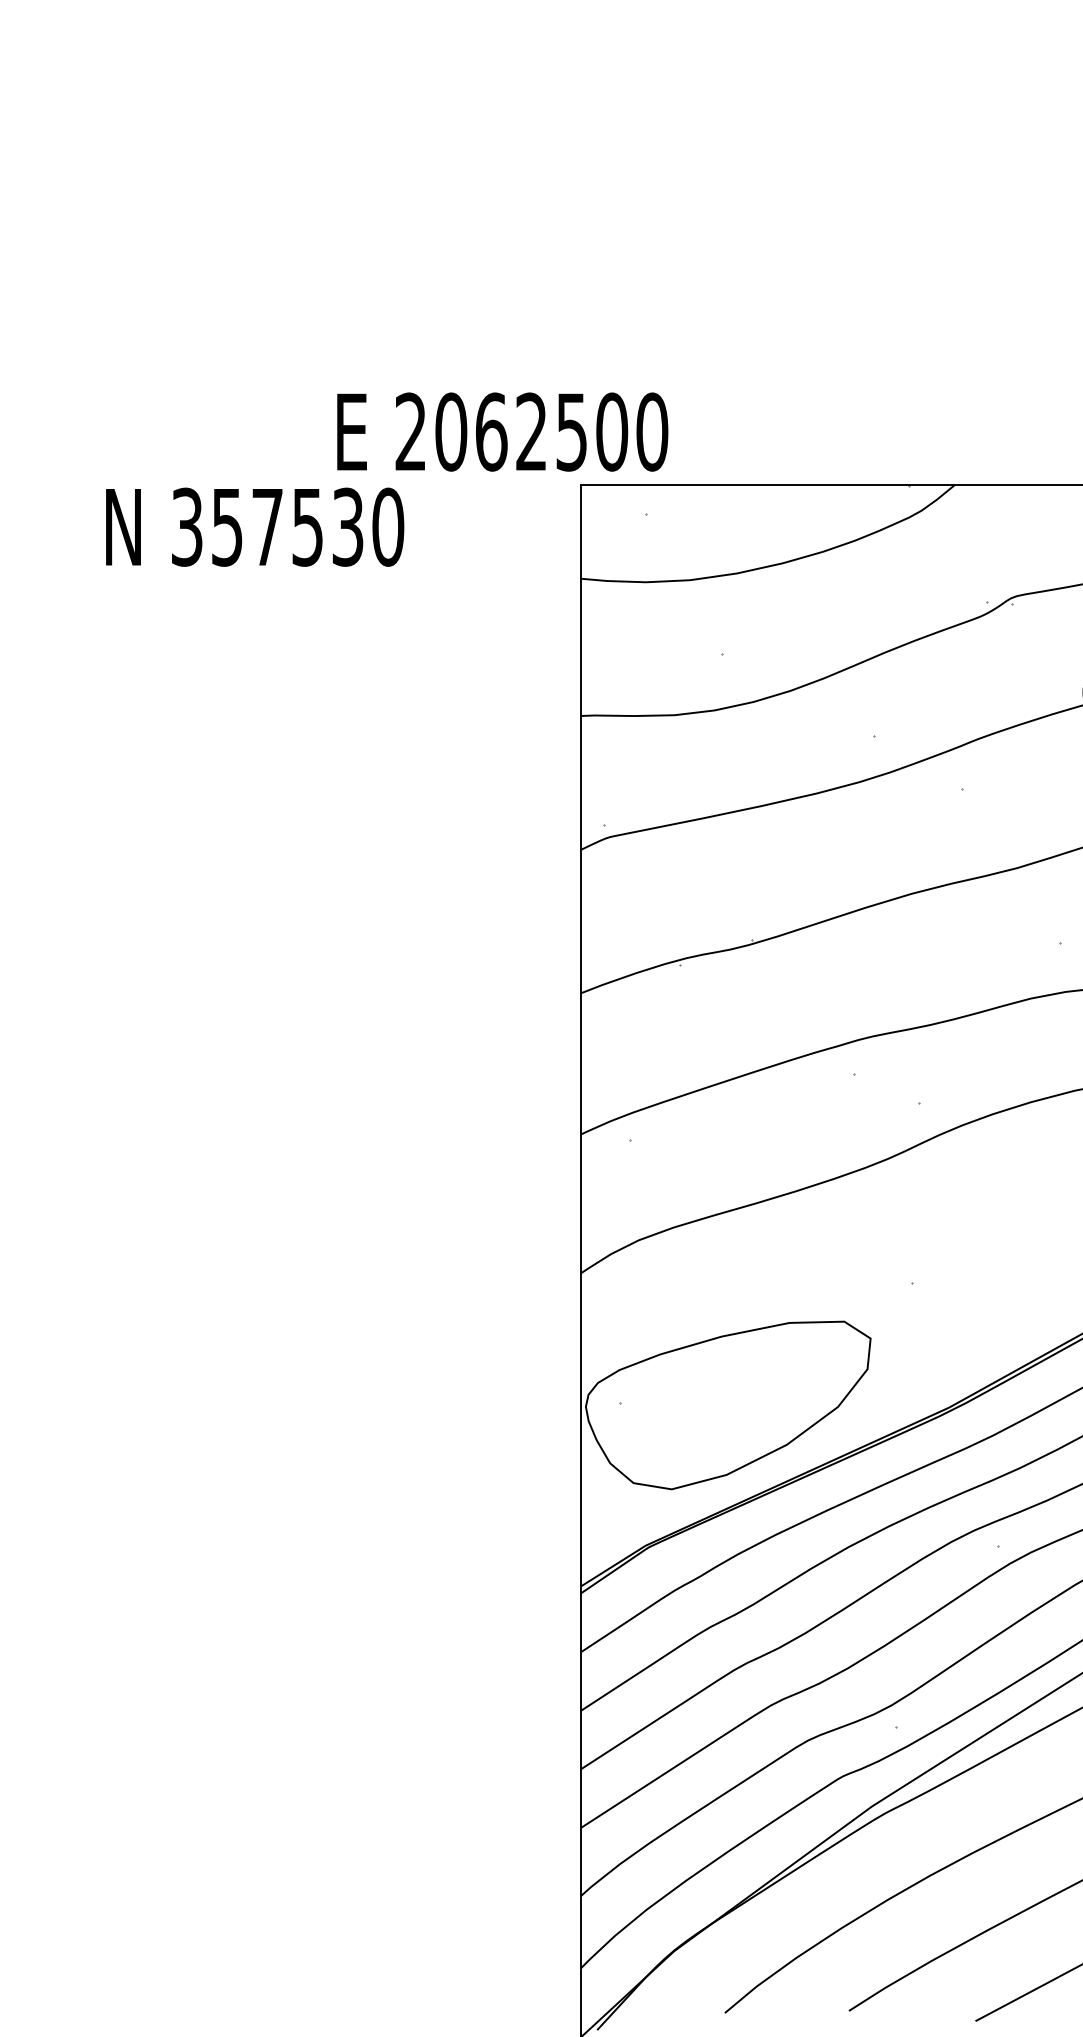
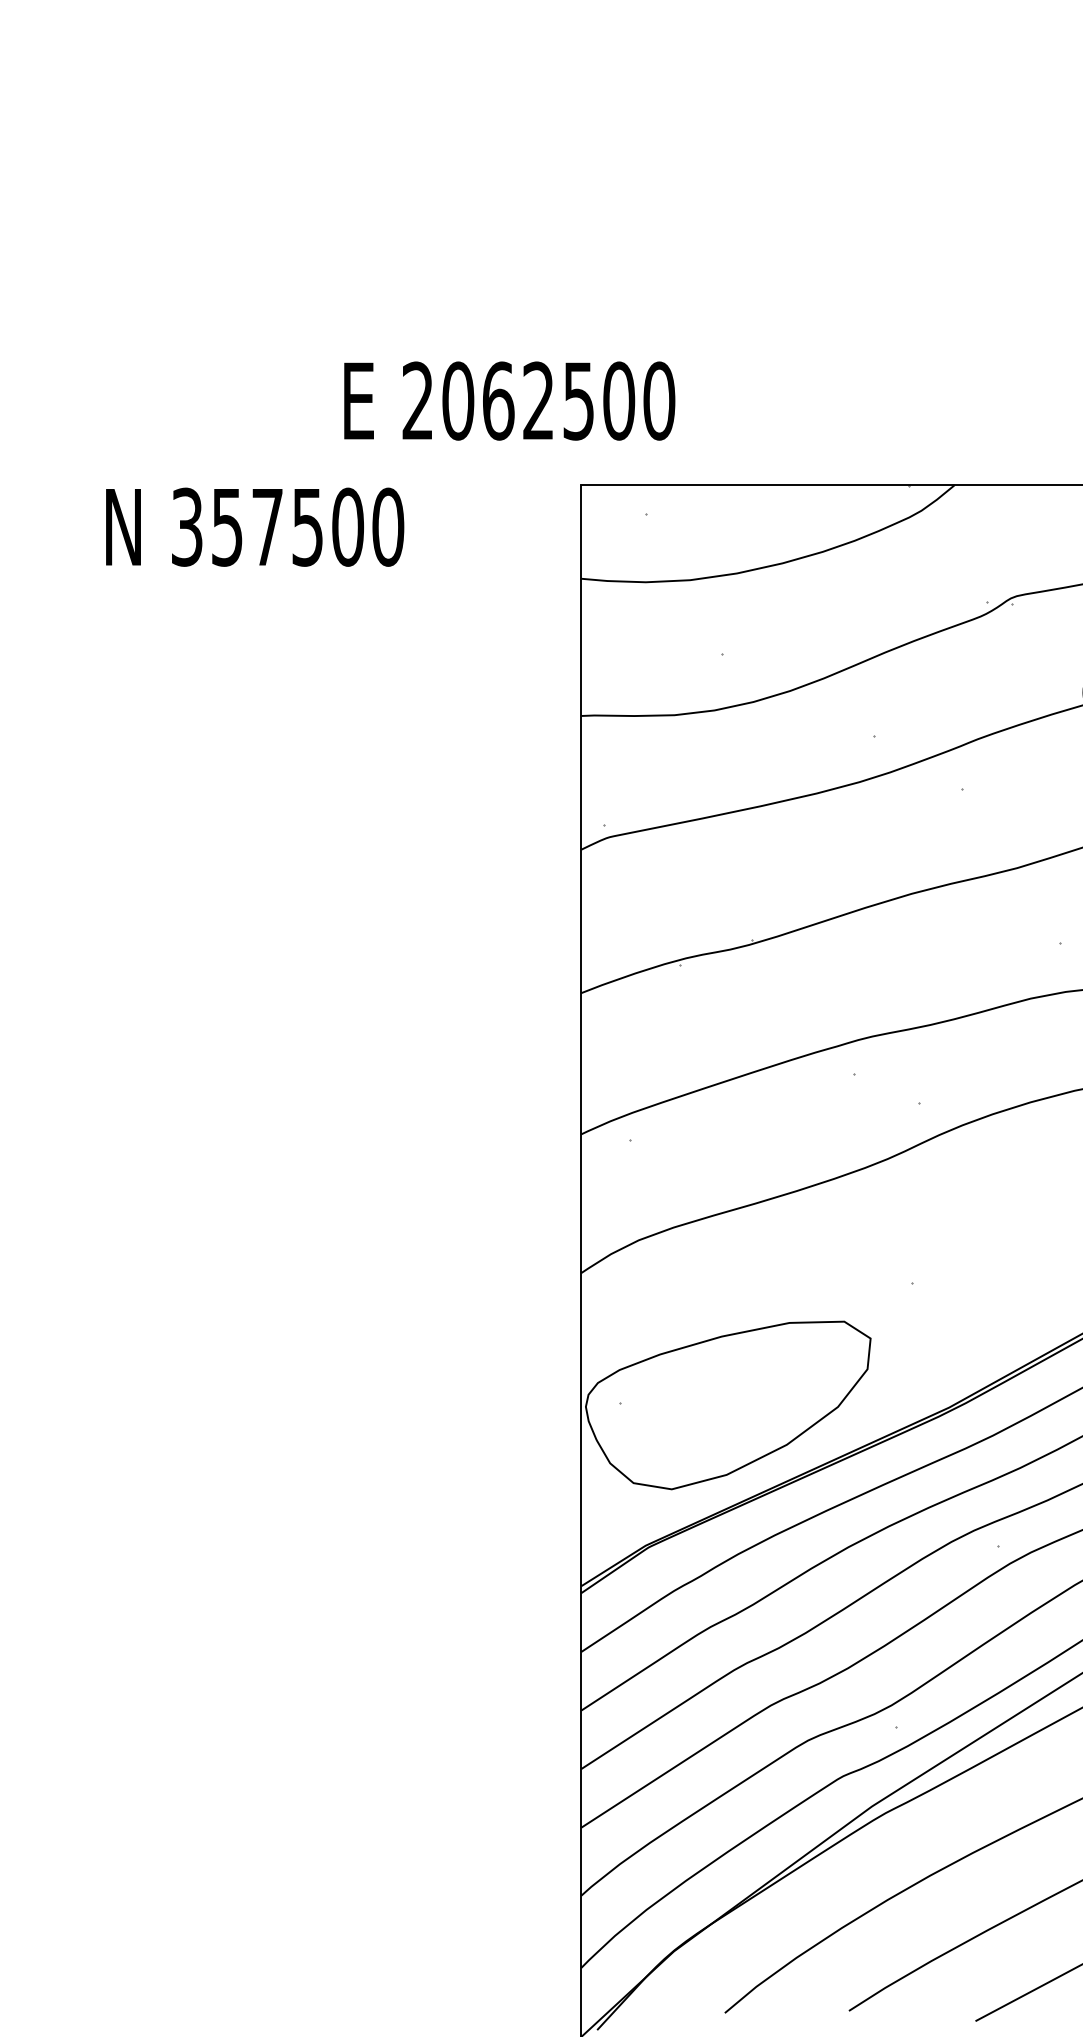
text position: (502, 431) -> (509, 400) (509, 400)
text: 357530 -> 357500 (348, 526)
